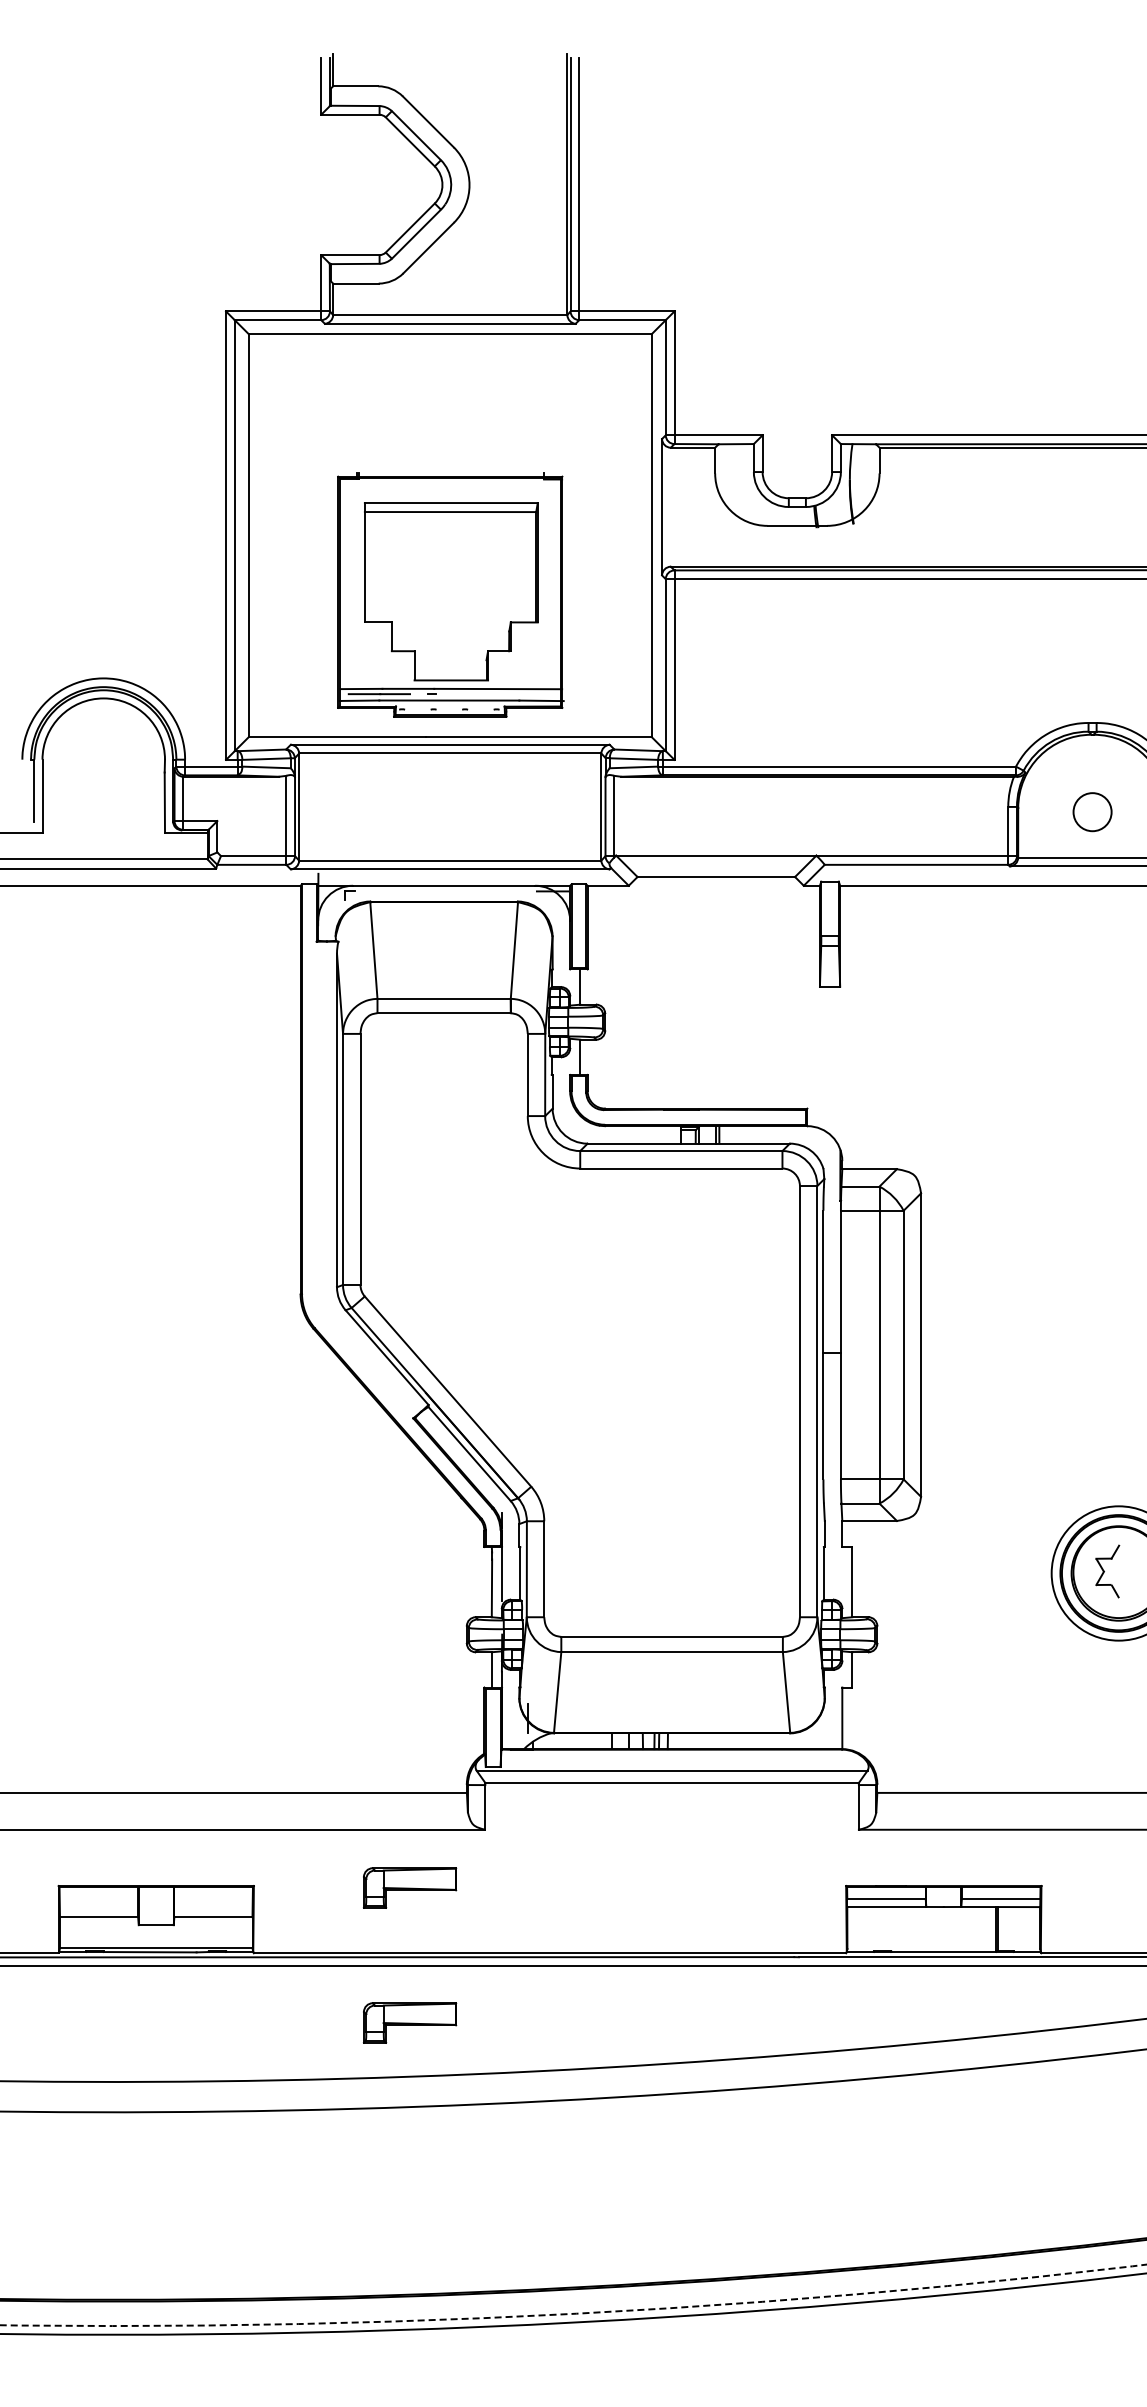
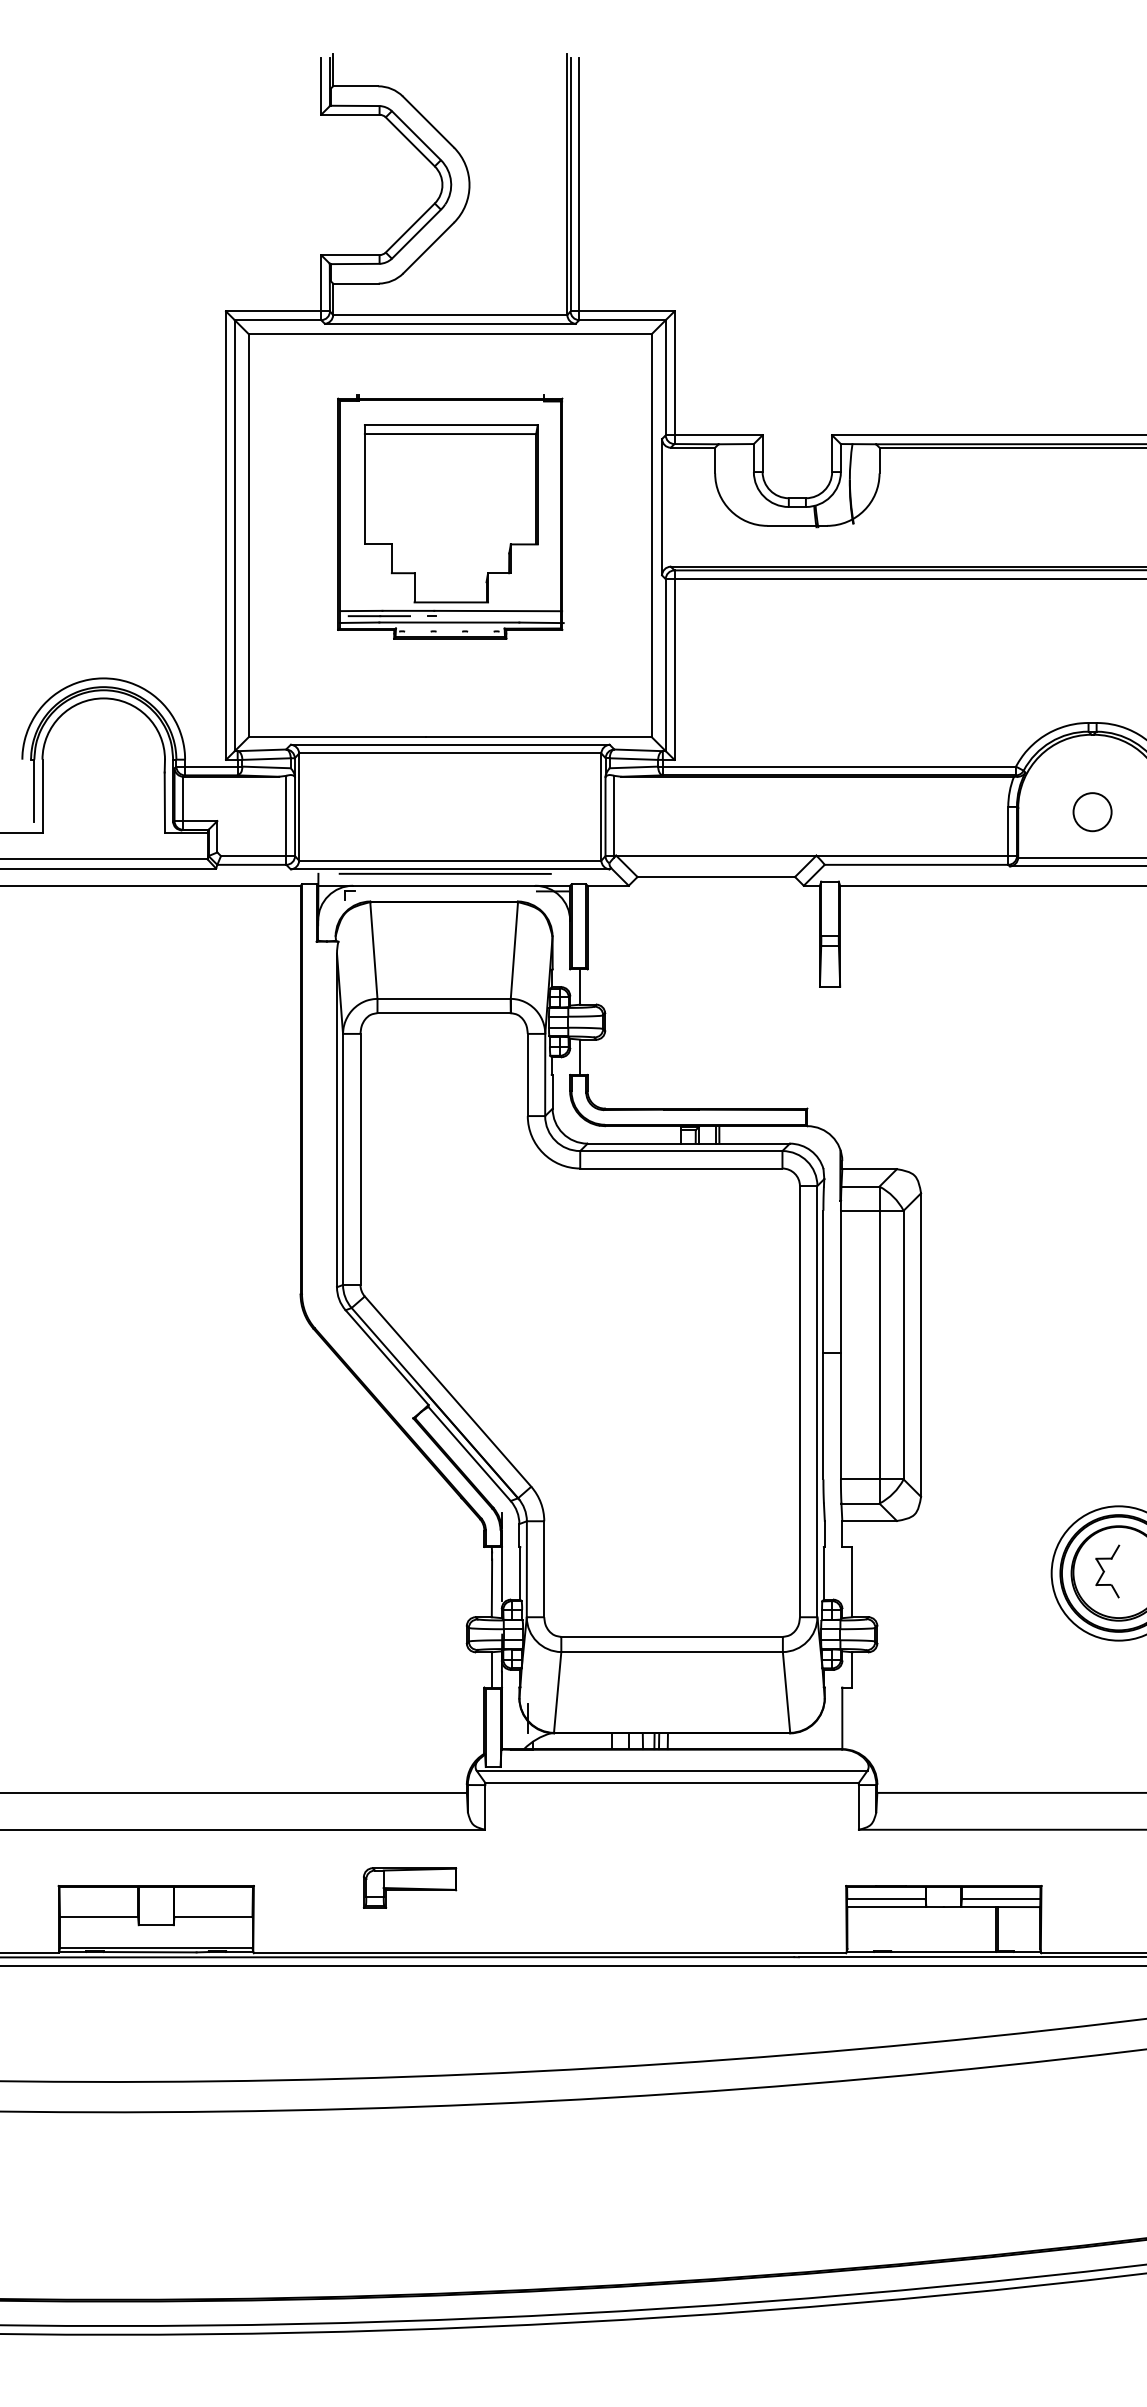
part position: (450, 594) -> (450, 516) (450, 516)
line: none -> present (444, 873)
part: present -> none (410, 2022)
arc: dashed -> solid (575, 2313)
